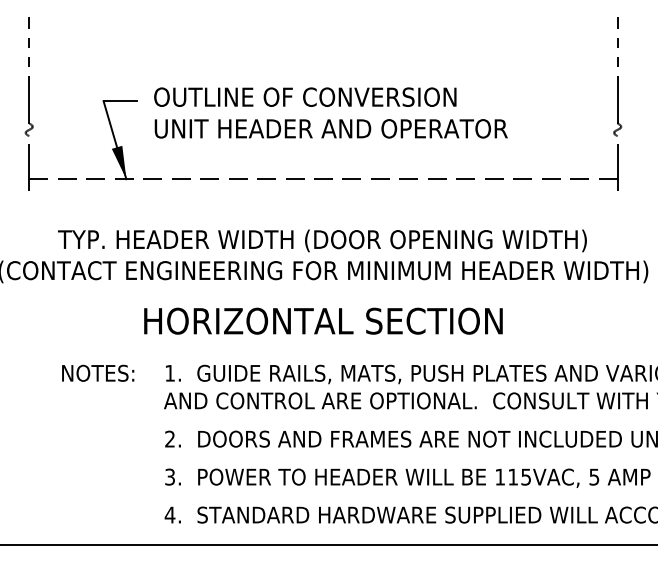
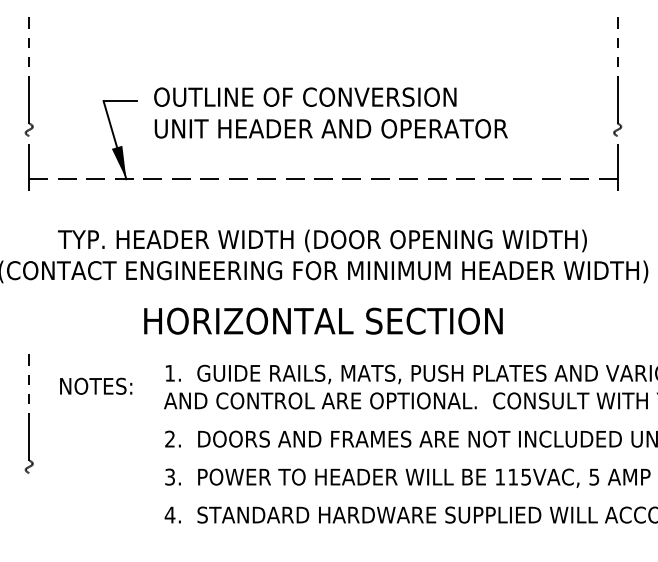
text position: (98, 372) -> (96, 385) (96, 385)
part: none -> present (28, 413)
line: present -> none (328, 545)
